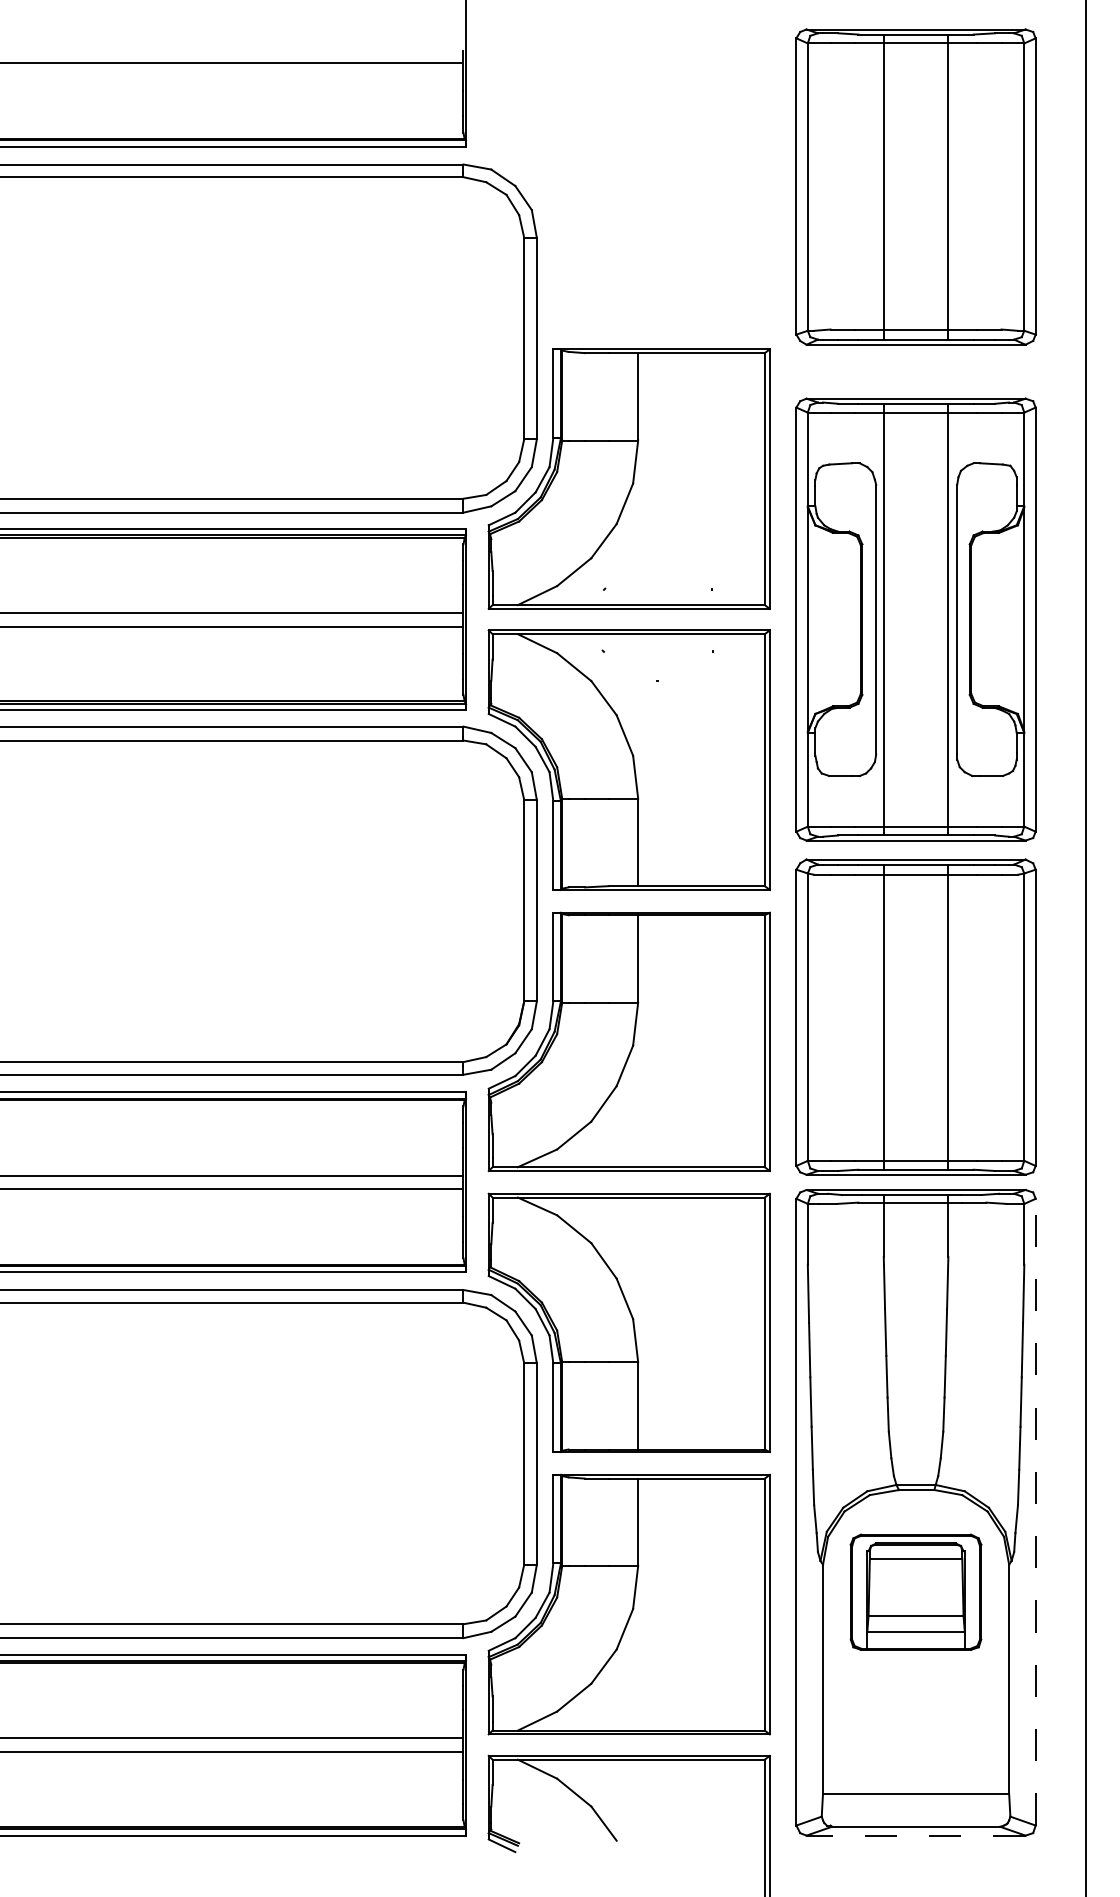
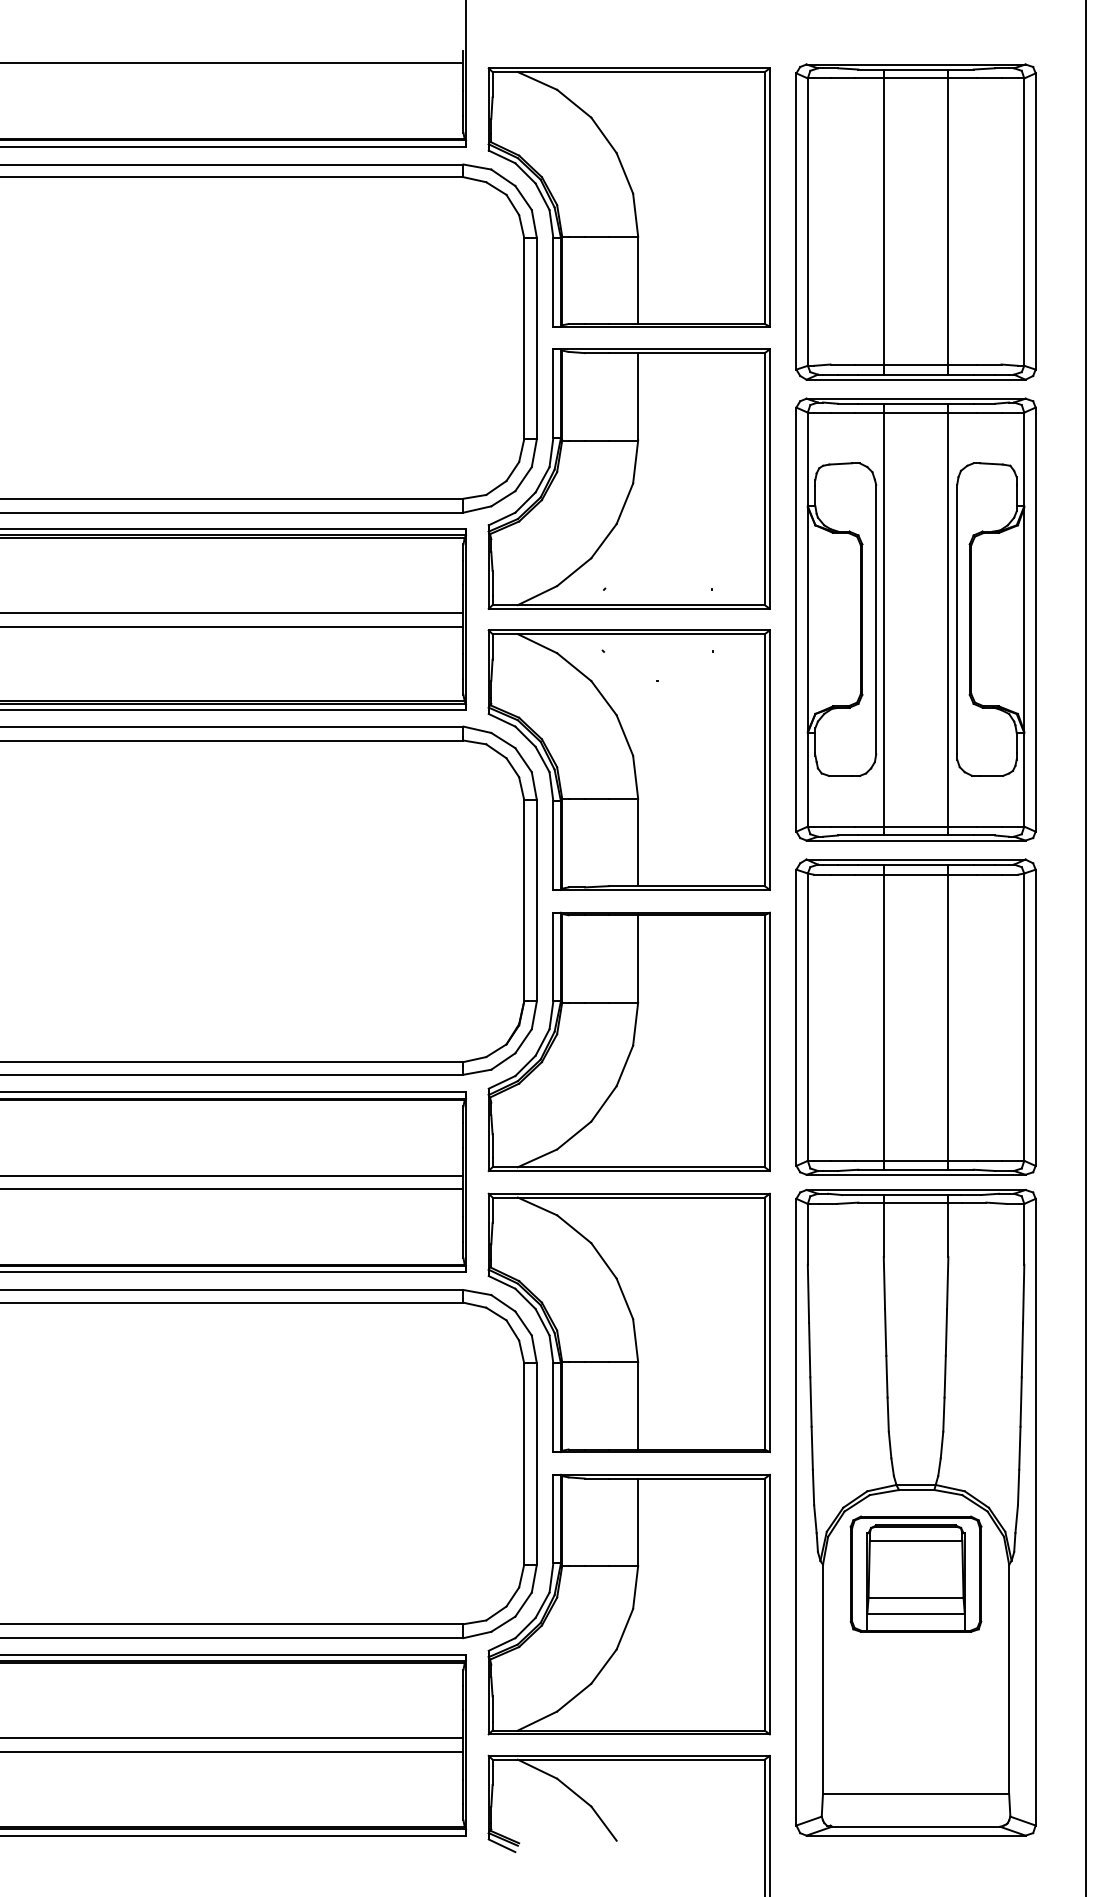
part position: (915, 186) -> (915, 221) (915, 221)
part: none -> present (628, 197)
line: dashed -> solid (1035, 1511)
part position: (915, 1591) -> (915, 1573) (915, 1573)
line: dashed -> solid (916, 1835)
